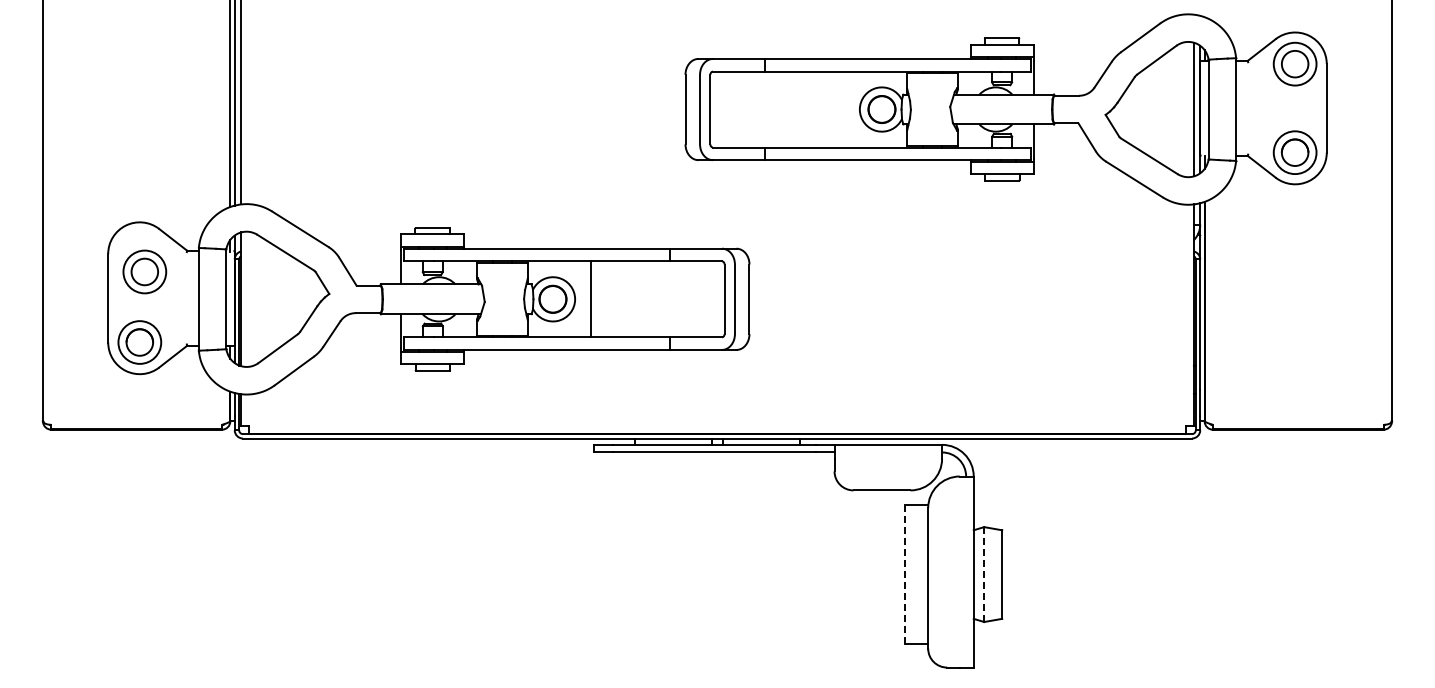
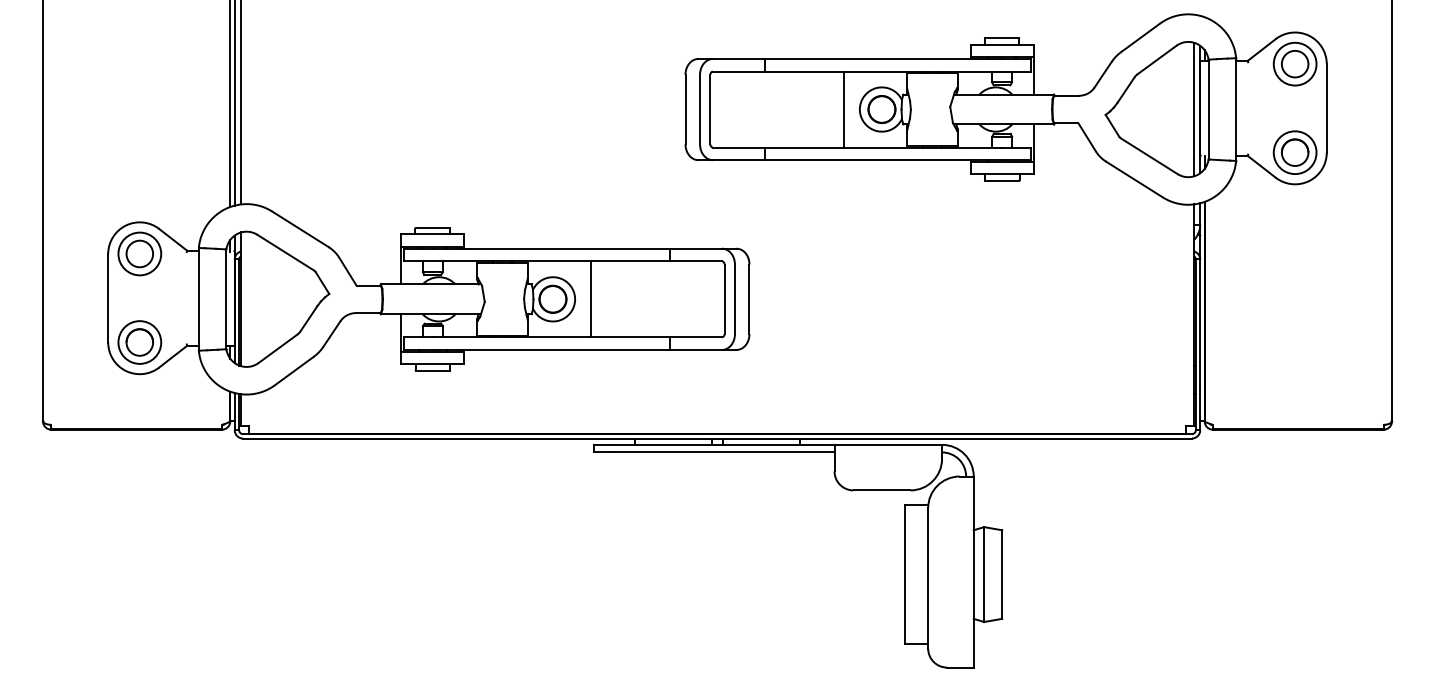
line: none -> present (844, 109)
part position: (144, 271) -> (139, 253) (139, 253)
line: dashed -> solid (905, 574)
line: dashed -> solid (984, 575)
